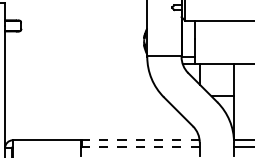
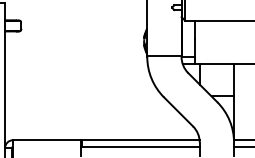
line: dashed -> solid (141, 140)
line: dashed -> solid (141, 147)
